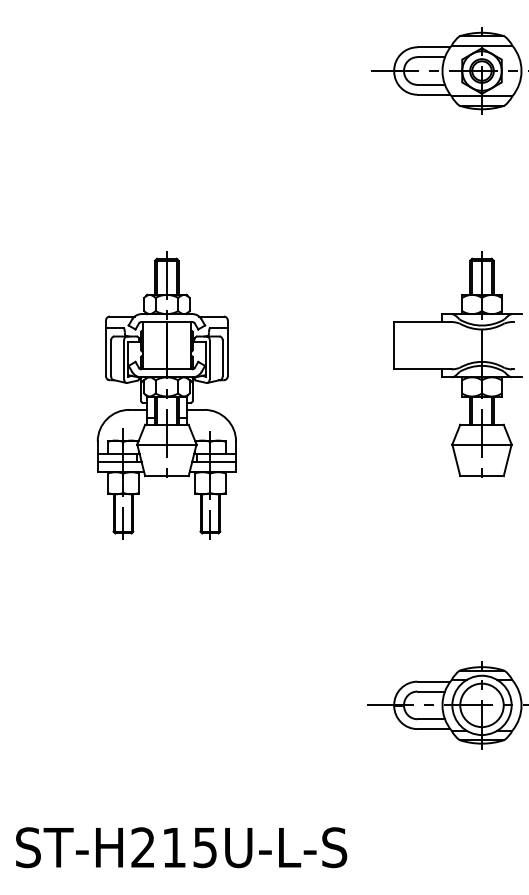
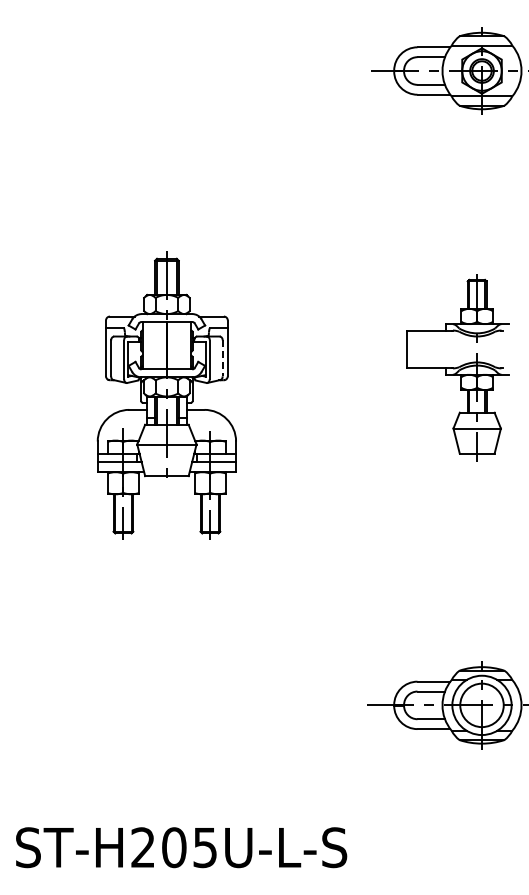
line: solid -> dashed (222, 358)
part size: 130x227 px -> 104x188 px (457, 367)
text: ST-H215U-L-S -> ST-H205U-L-S (174, 847)
